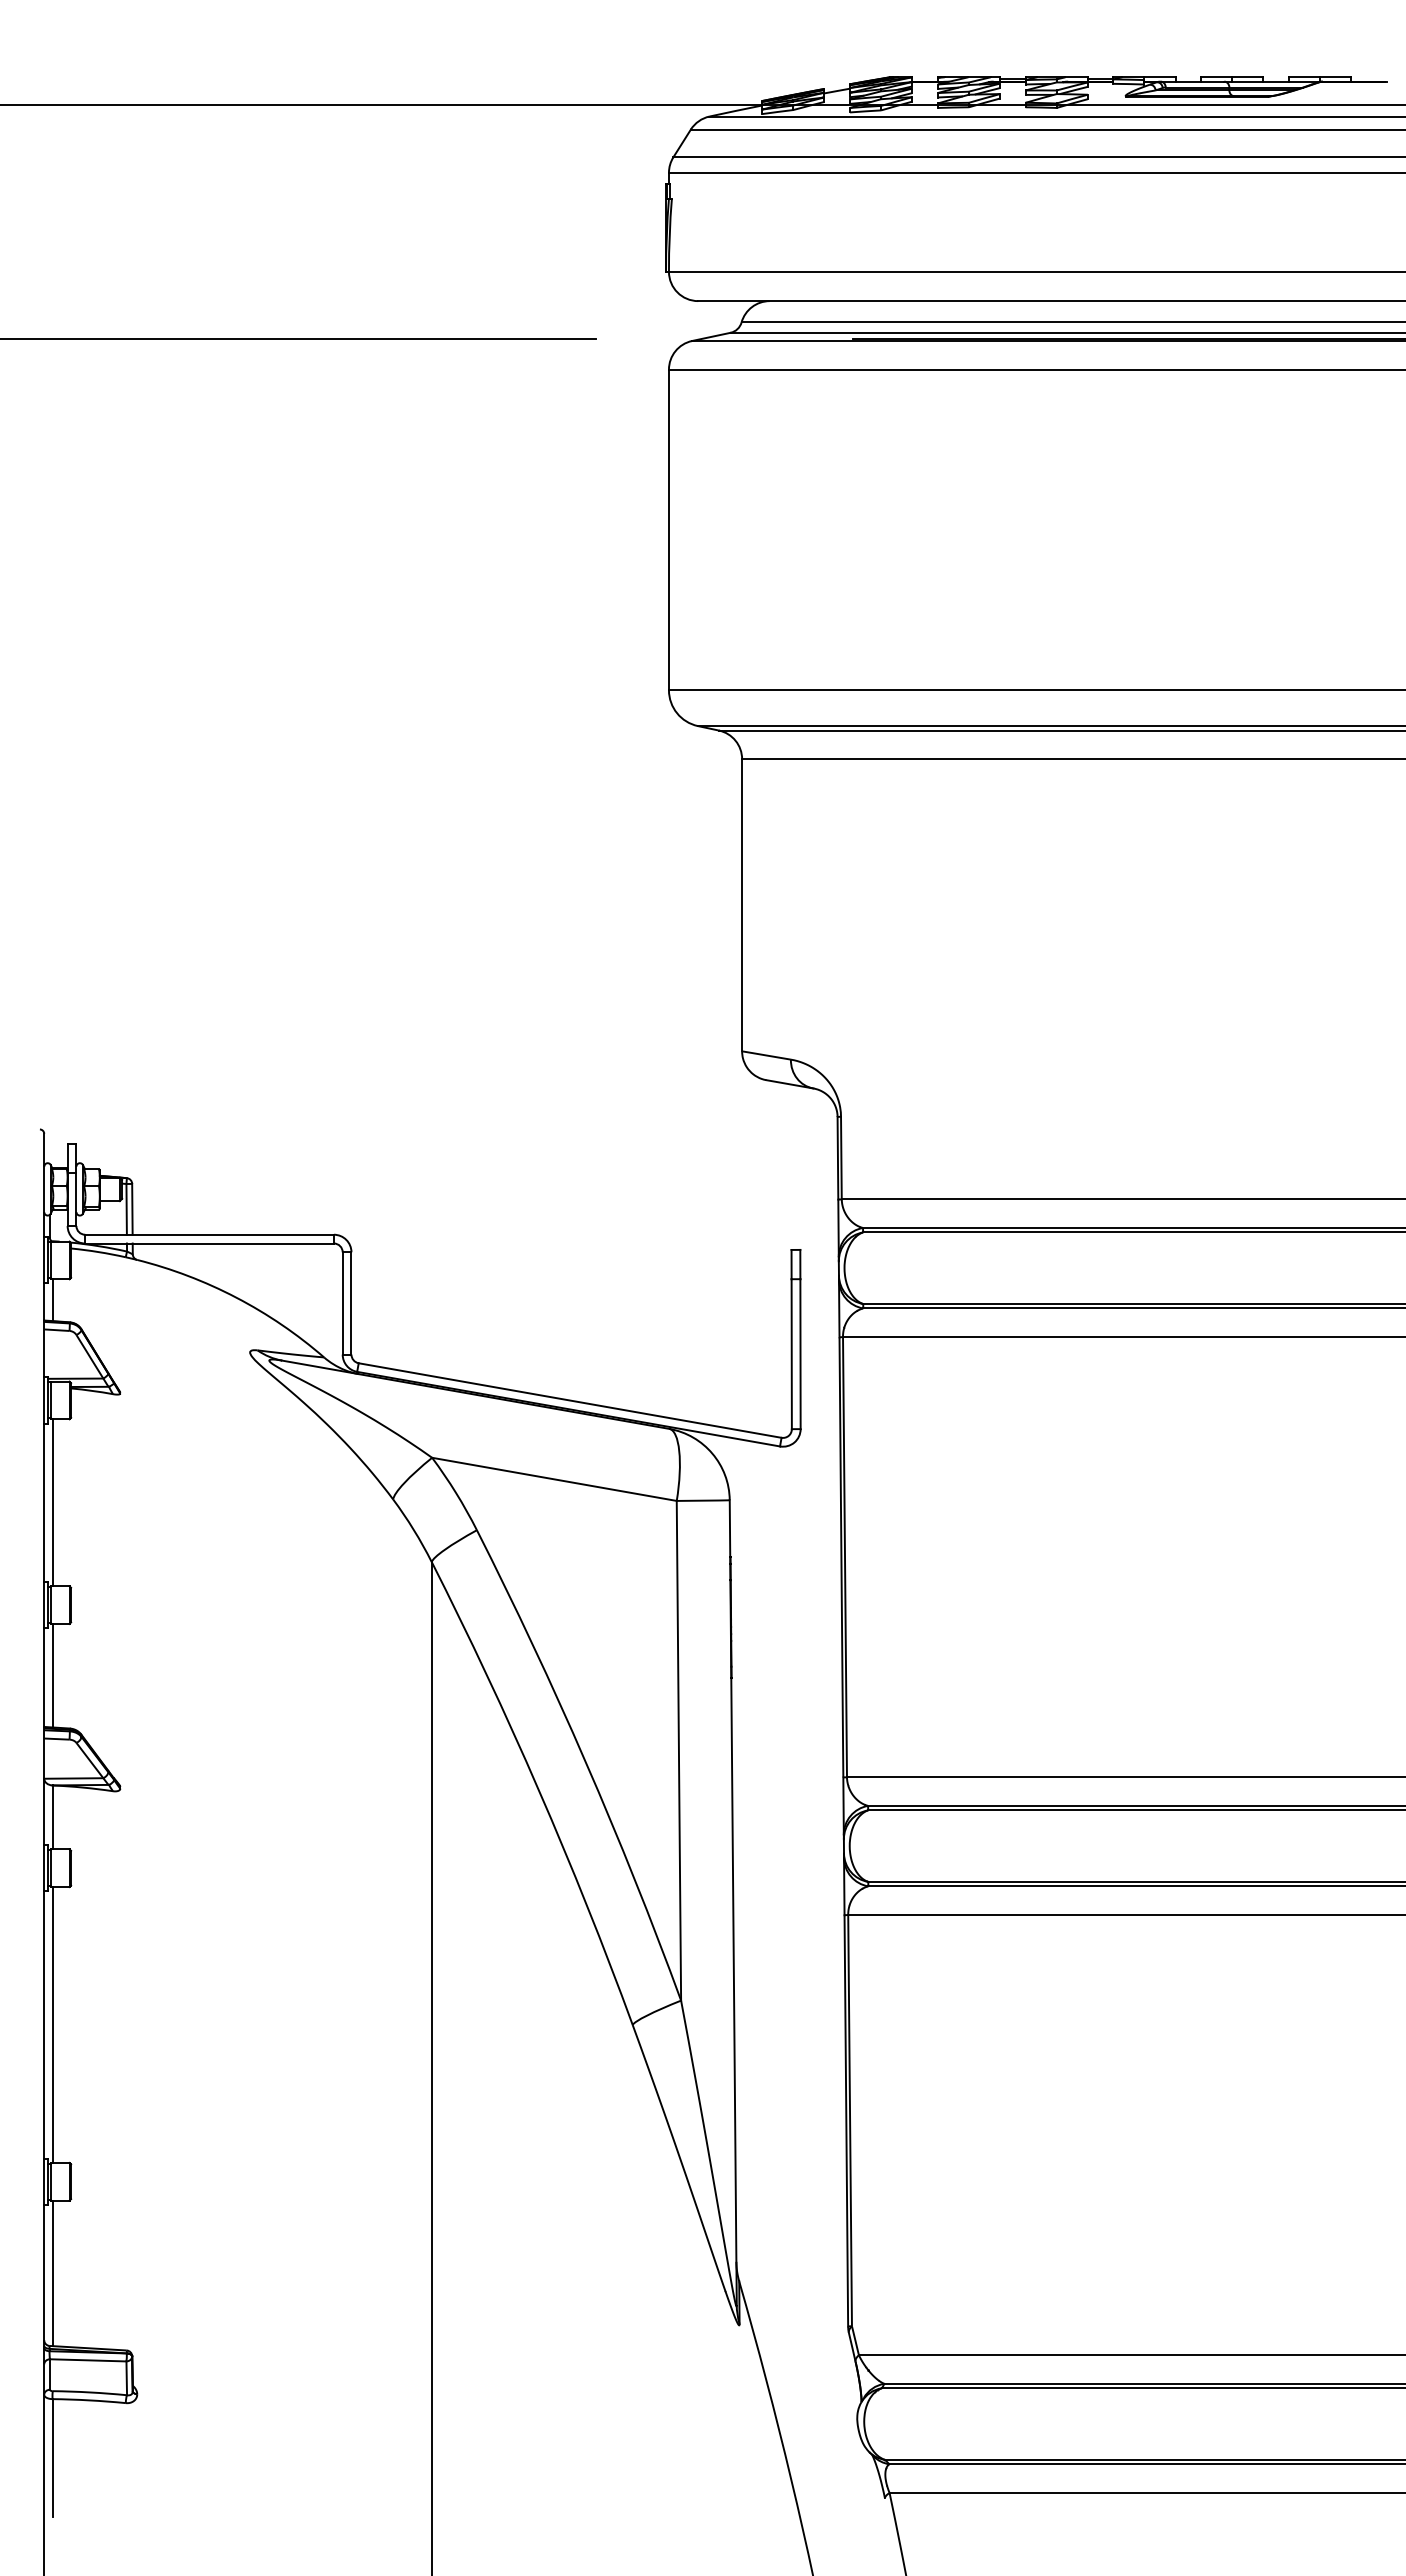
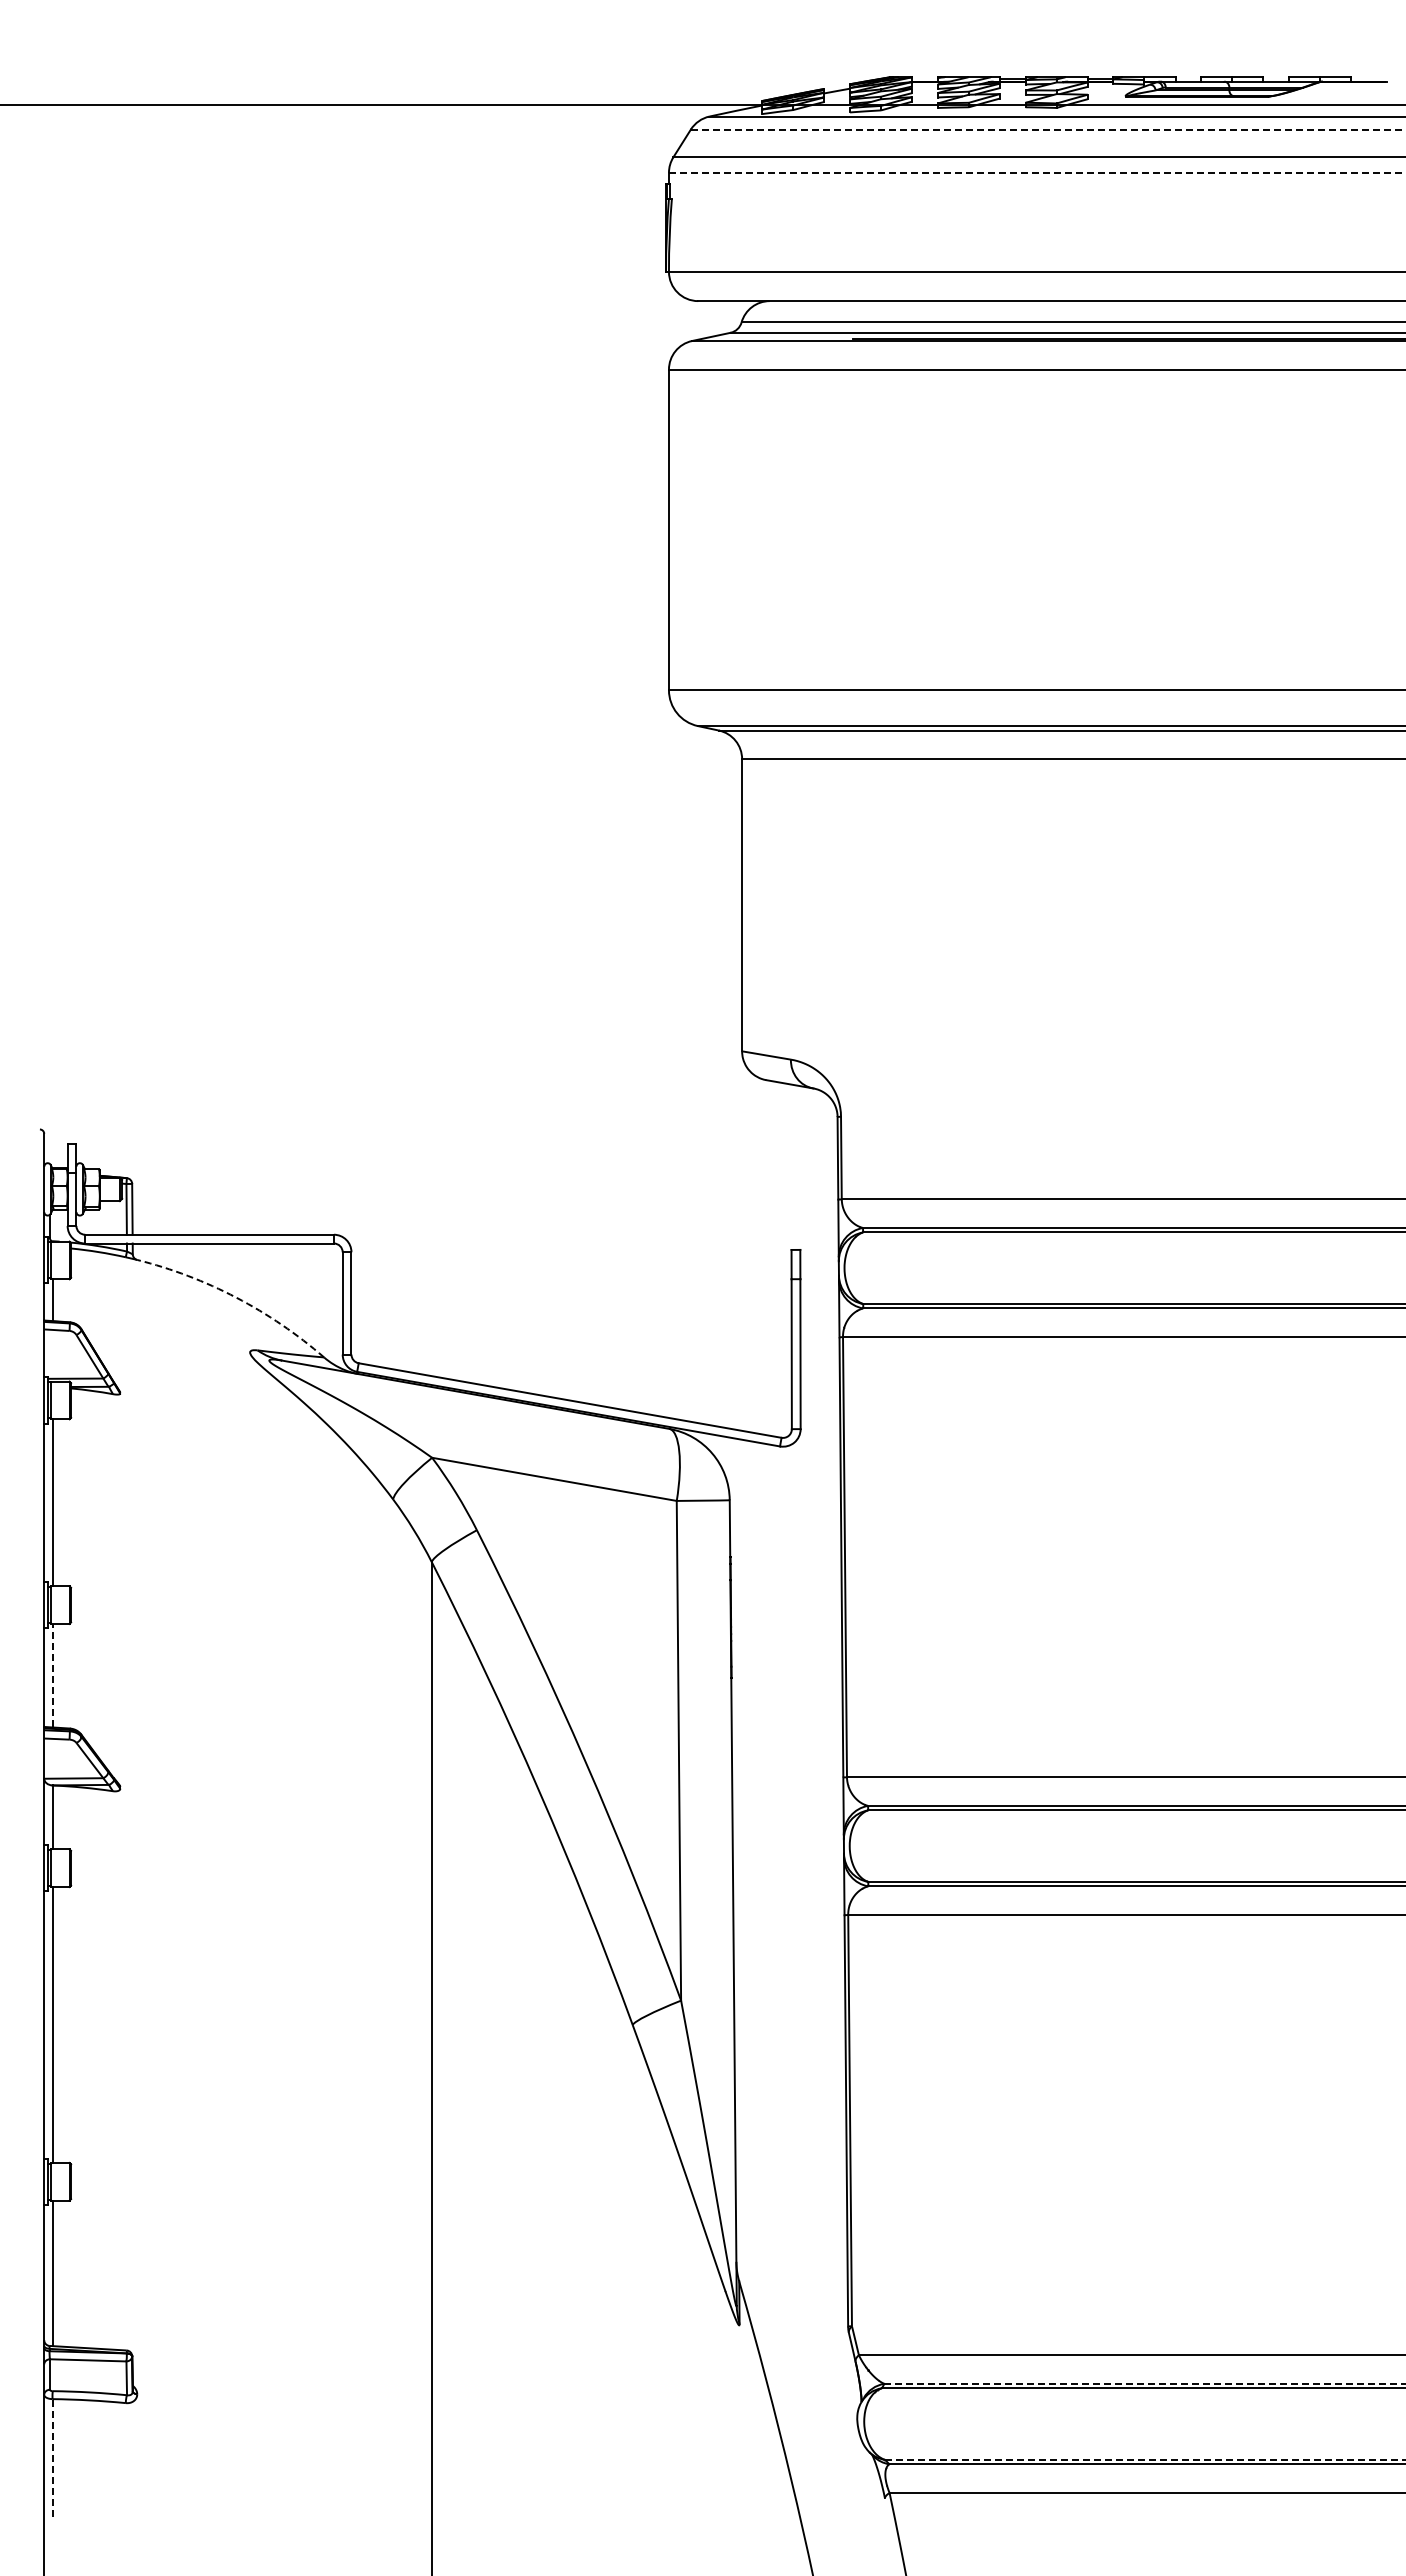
line: solid -> dashed (1048, 129)
line: solid -> dashed (1037, 172)
line: present -> none (298, 339)
arc: solid -> dashed (236, 1297)
line: solid -> dashed (52, 1675)
line: solid -> dashed (1145, 2383)
line: solid -> dashed (52, 2457)
line: solid -> dashed (1145, 2459)
